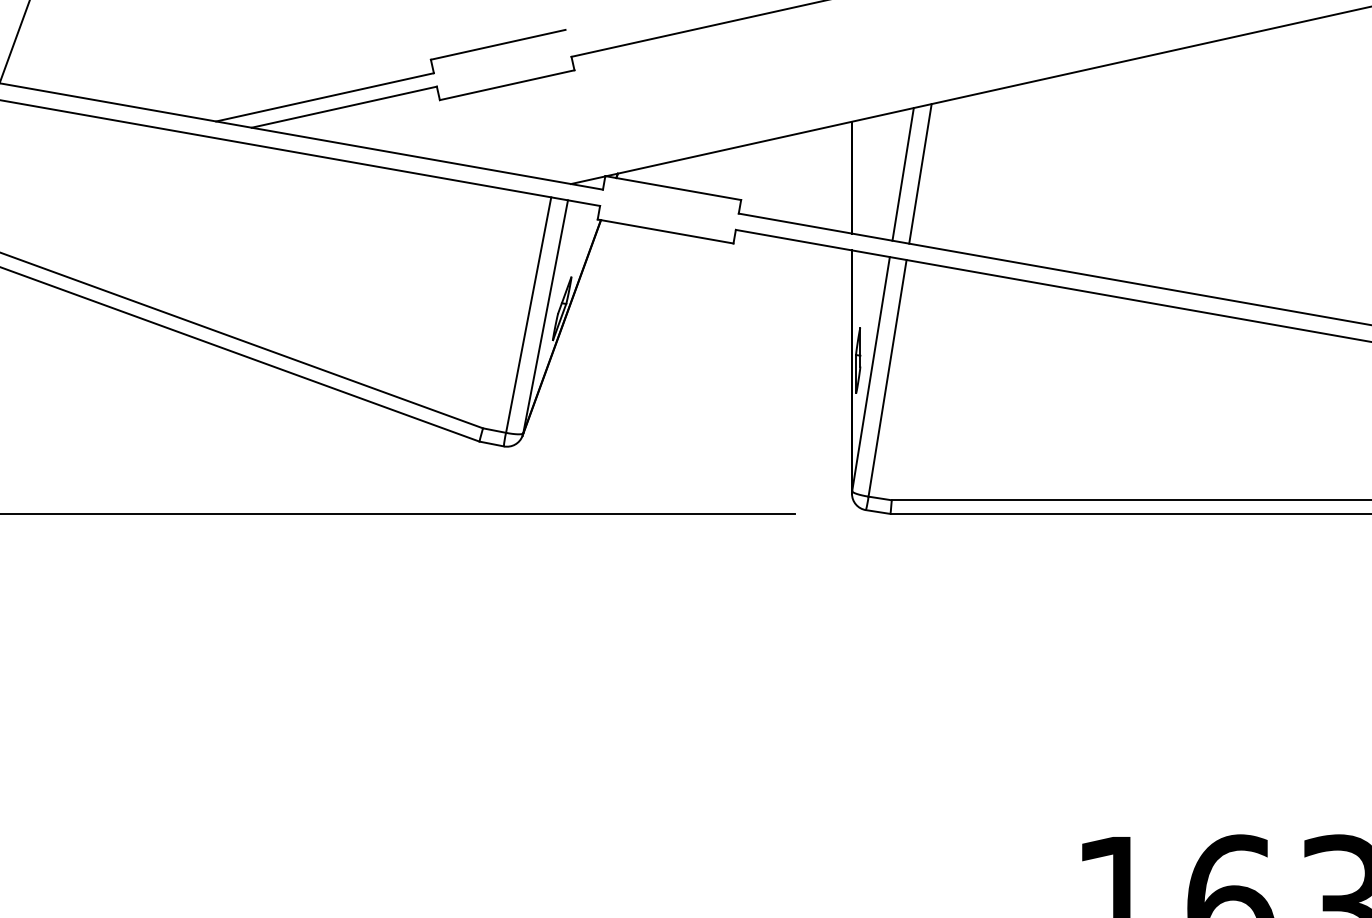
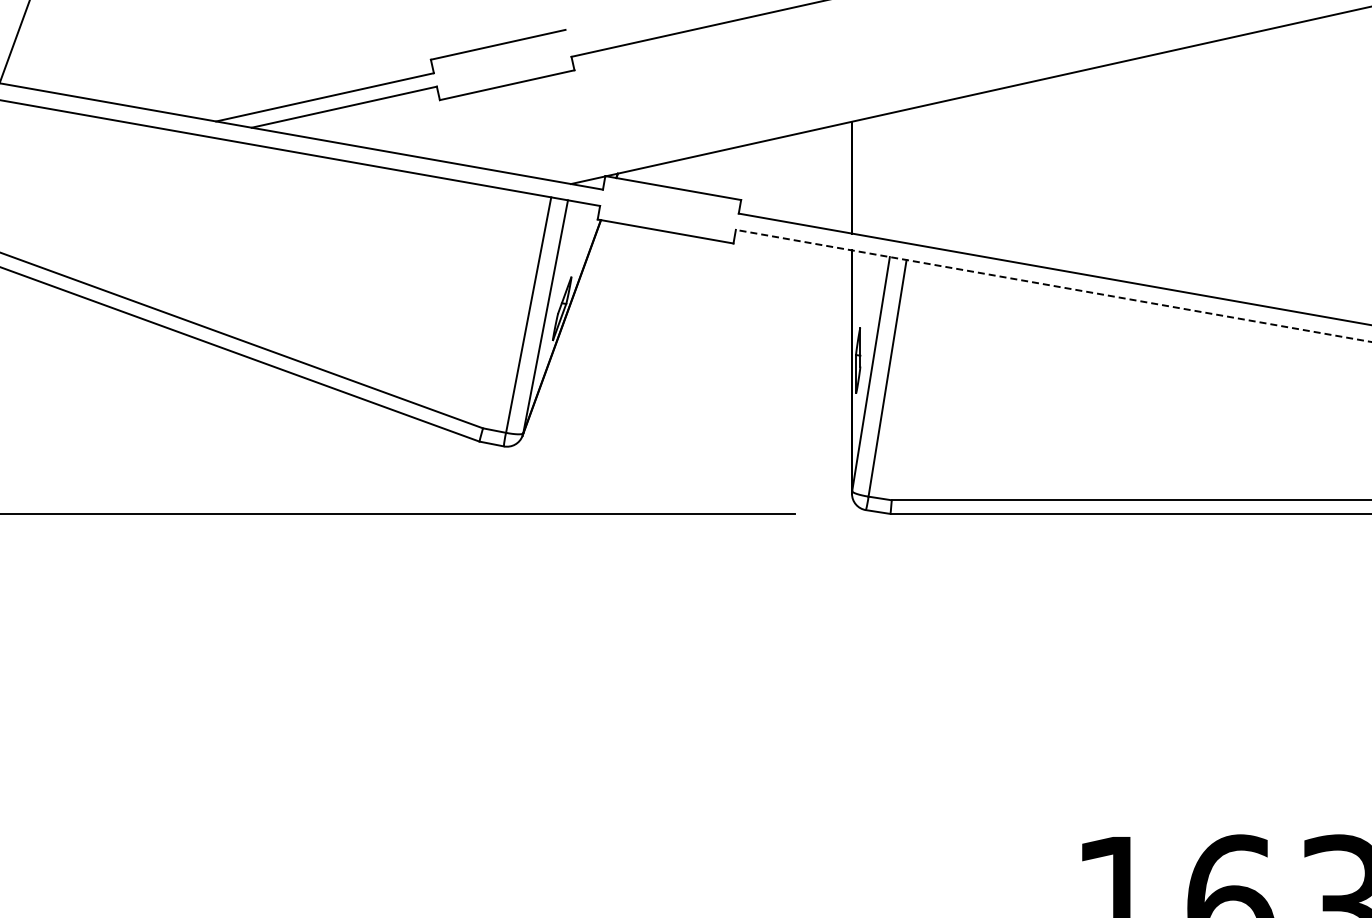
line: present -> none (920, 173)
line: present -> none (902, 174)
line: solid -> dashed (1053, 285)
